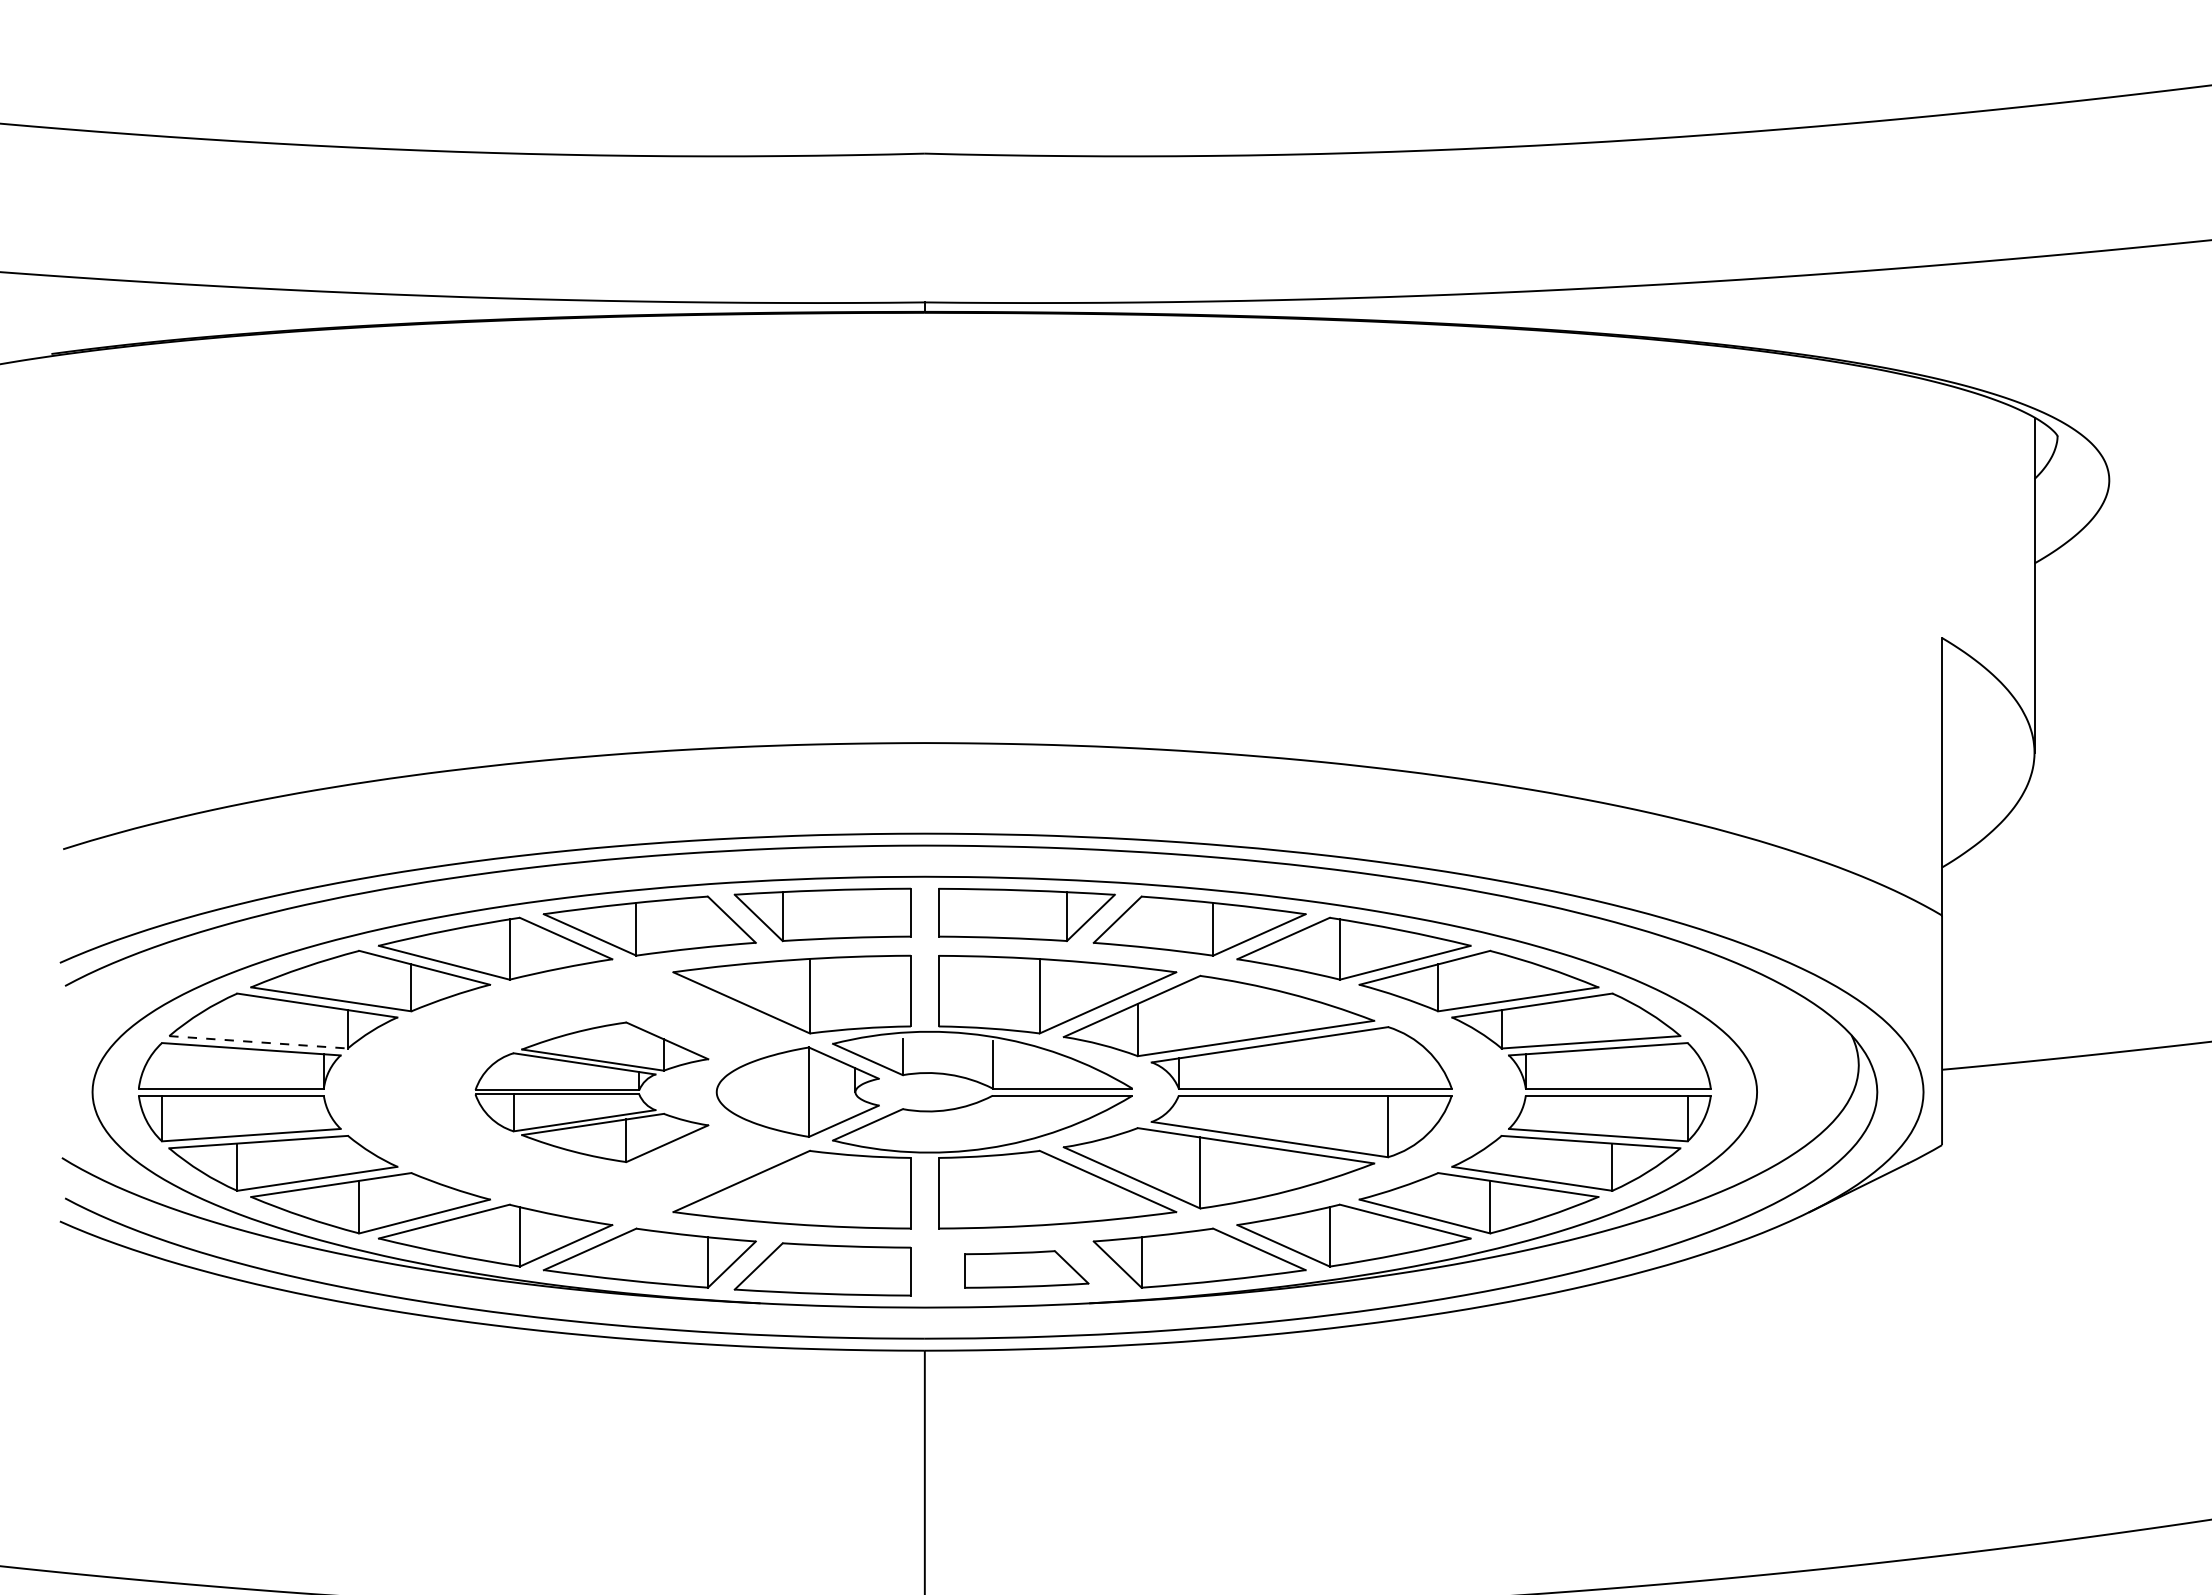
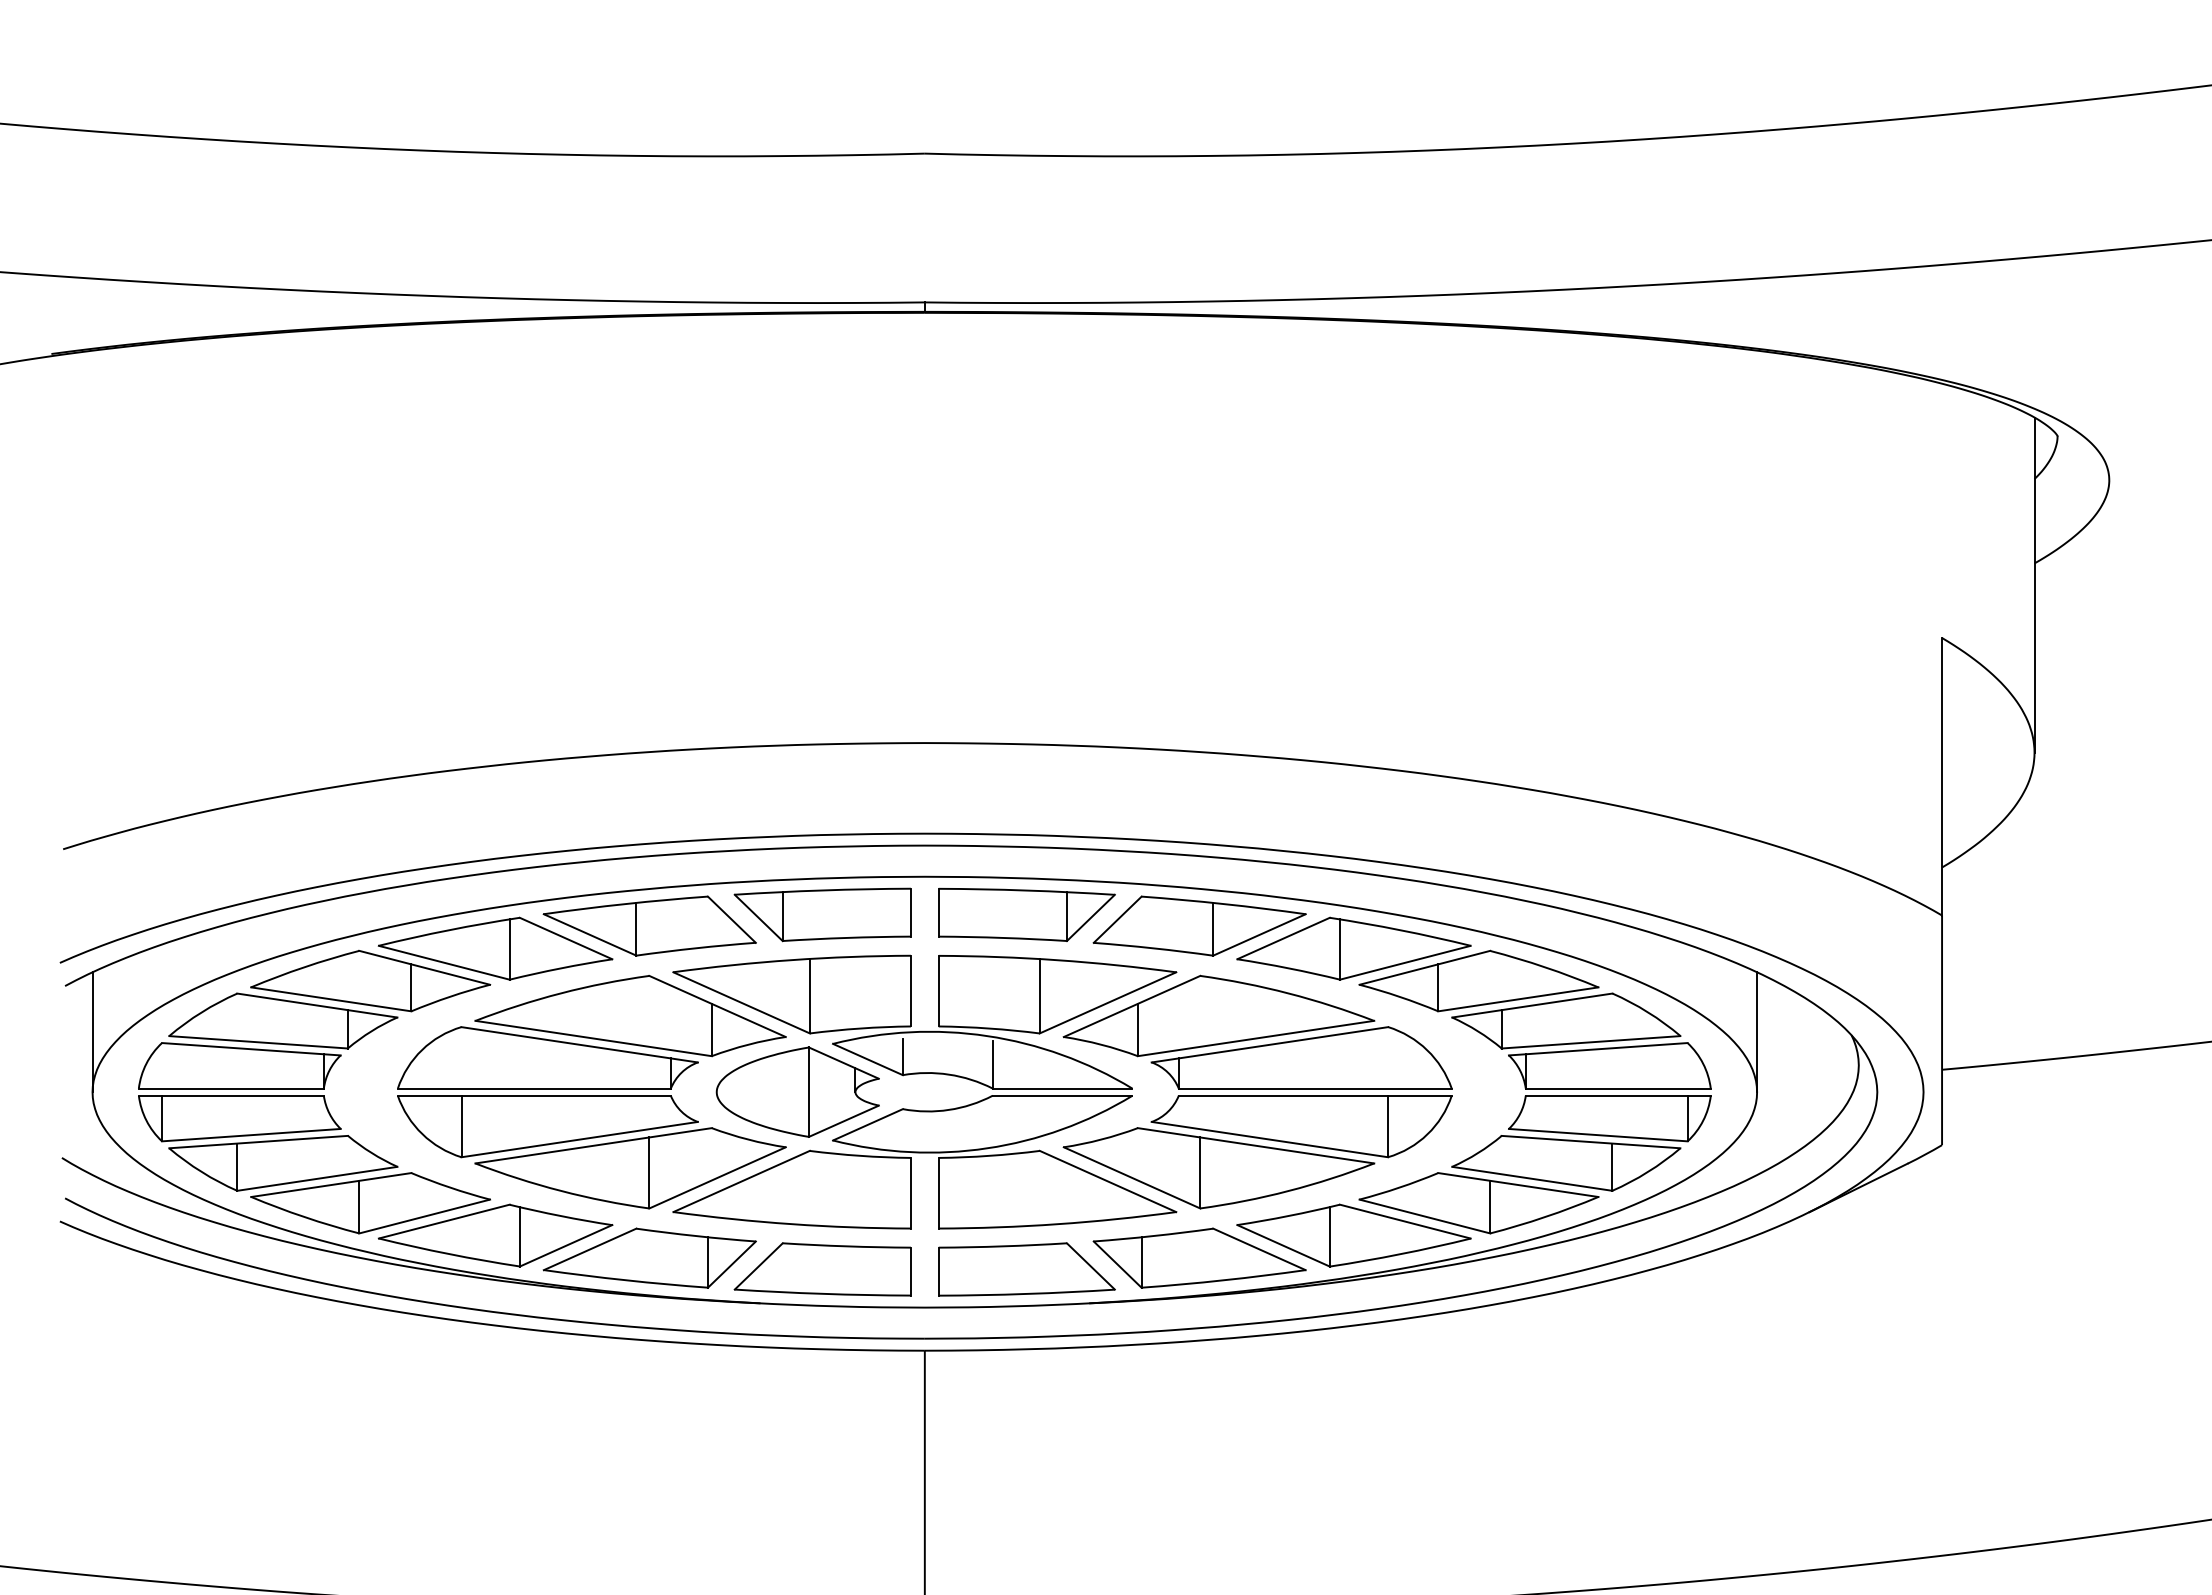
line: none -> present (92, 1032)
line: none -> present (1757, 1032)
line: dashed -> solid (258, 1042)
part size: 236x143 px -> 390x235 px (591, 1092)
part size: 126x39 px -> 178x55 px (1026, 1269)
